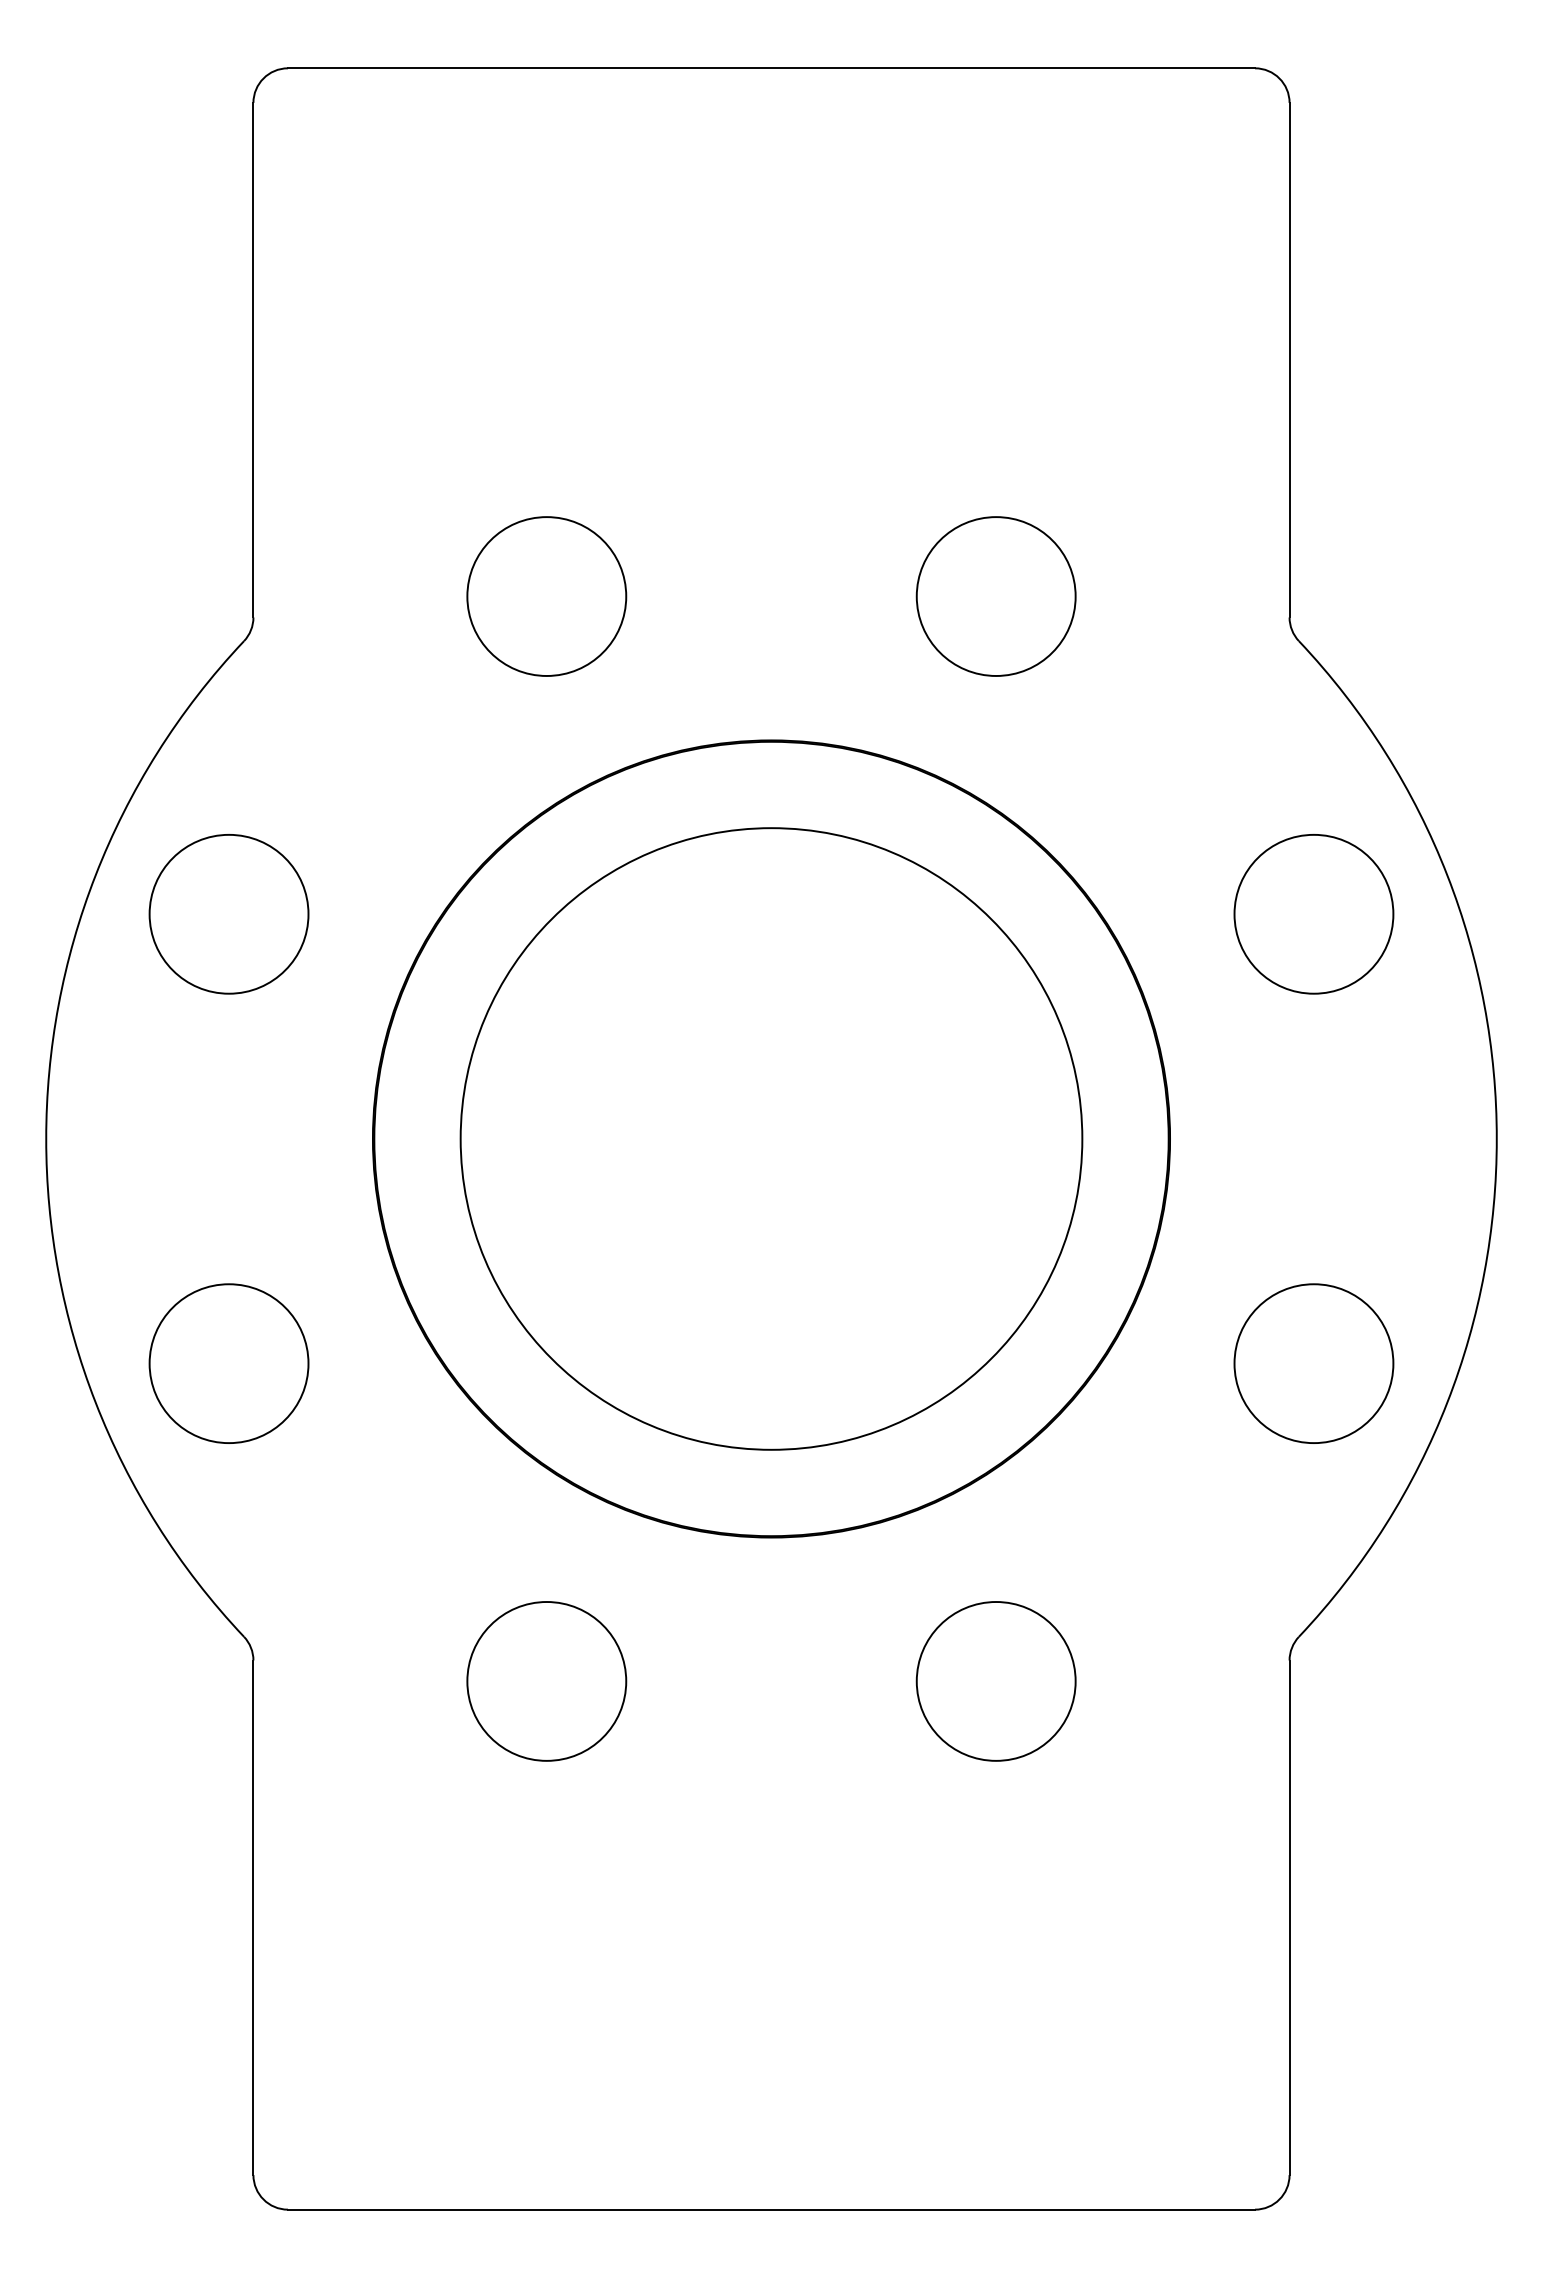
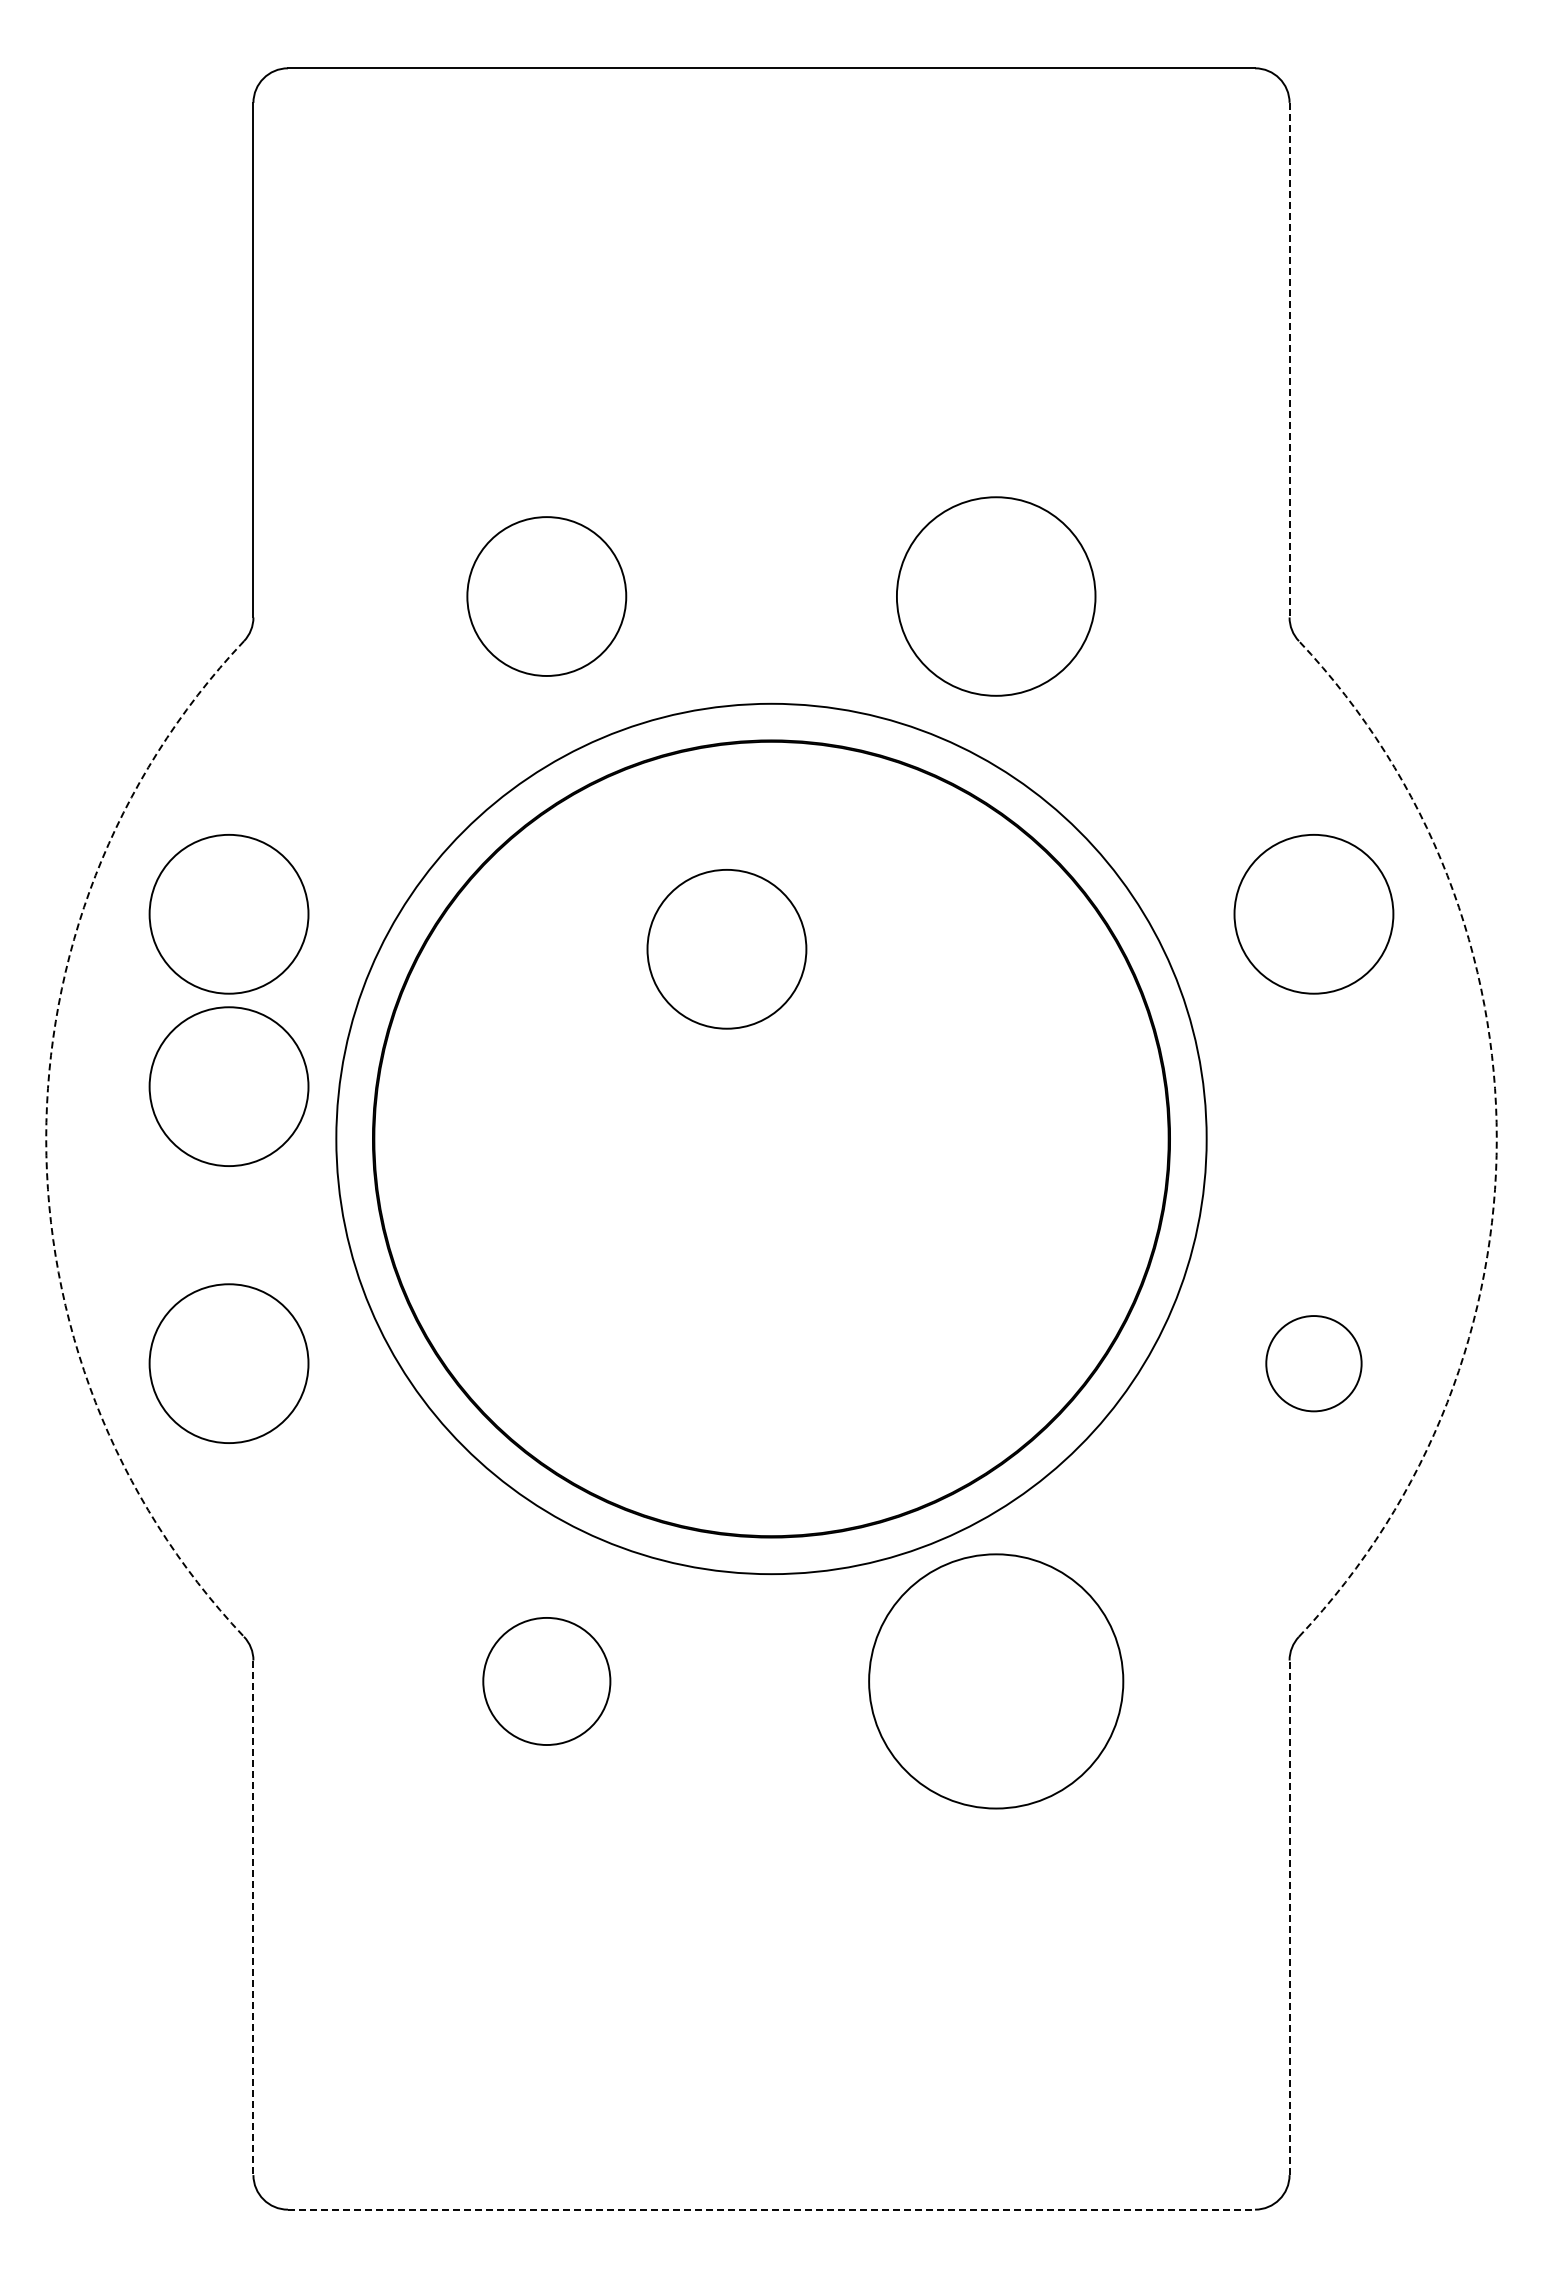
line: solid -> dashed (1289, 360)
circle diameter: 159 px -> 199 px (995, 596)
circle: none -> present (726, 949)
circle: none -> present (228, 1086)
arc: solid -> dashed (46, 1138)
circle diameter: 622 px -> 870 px (771, 1138)
arc: solid -> dashed (1496, 1138)
circle diameter: 159 px -> 95 px (1313, 1363)
circle size: 162x161 px -> 130x129 px (546, 1681)
circle diameter: 159 px -> 254 px (996, 1681)
line: solid -> dashed (1289, 1917)
line: solid -> dashed (253, 1918)
line: solid -> dashed (771, 2209)
